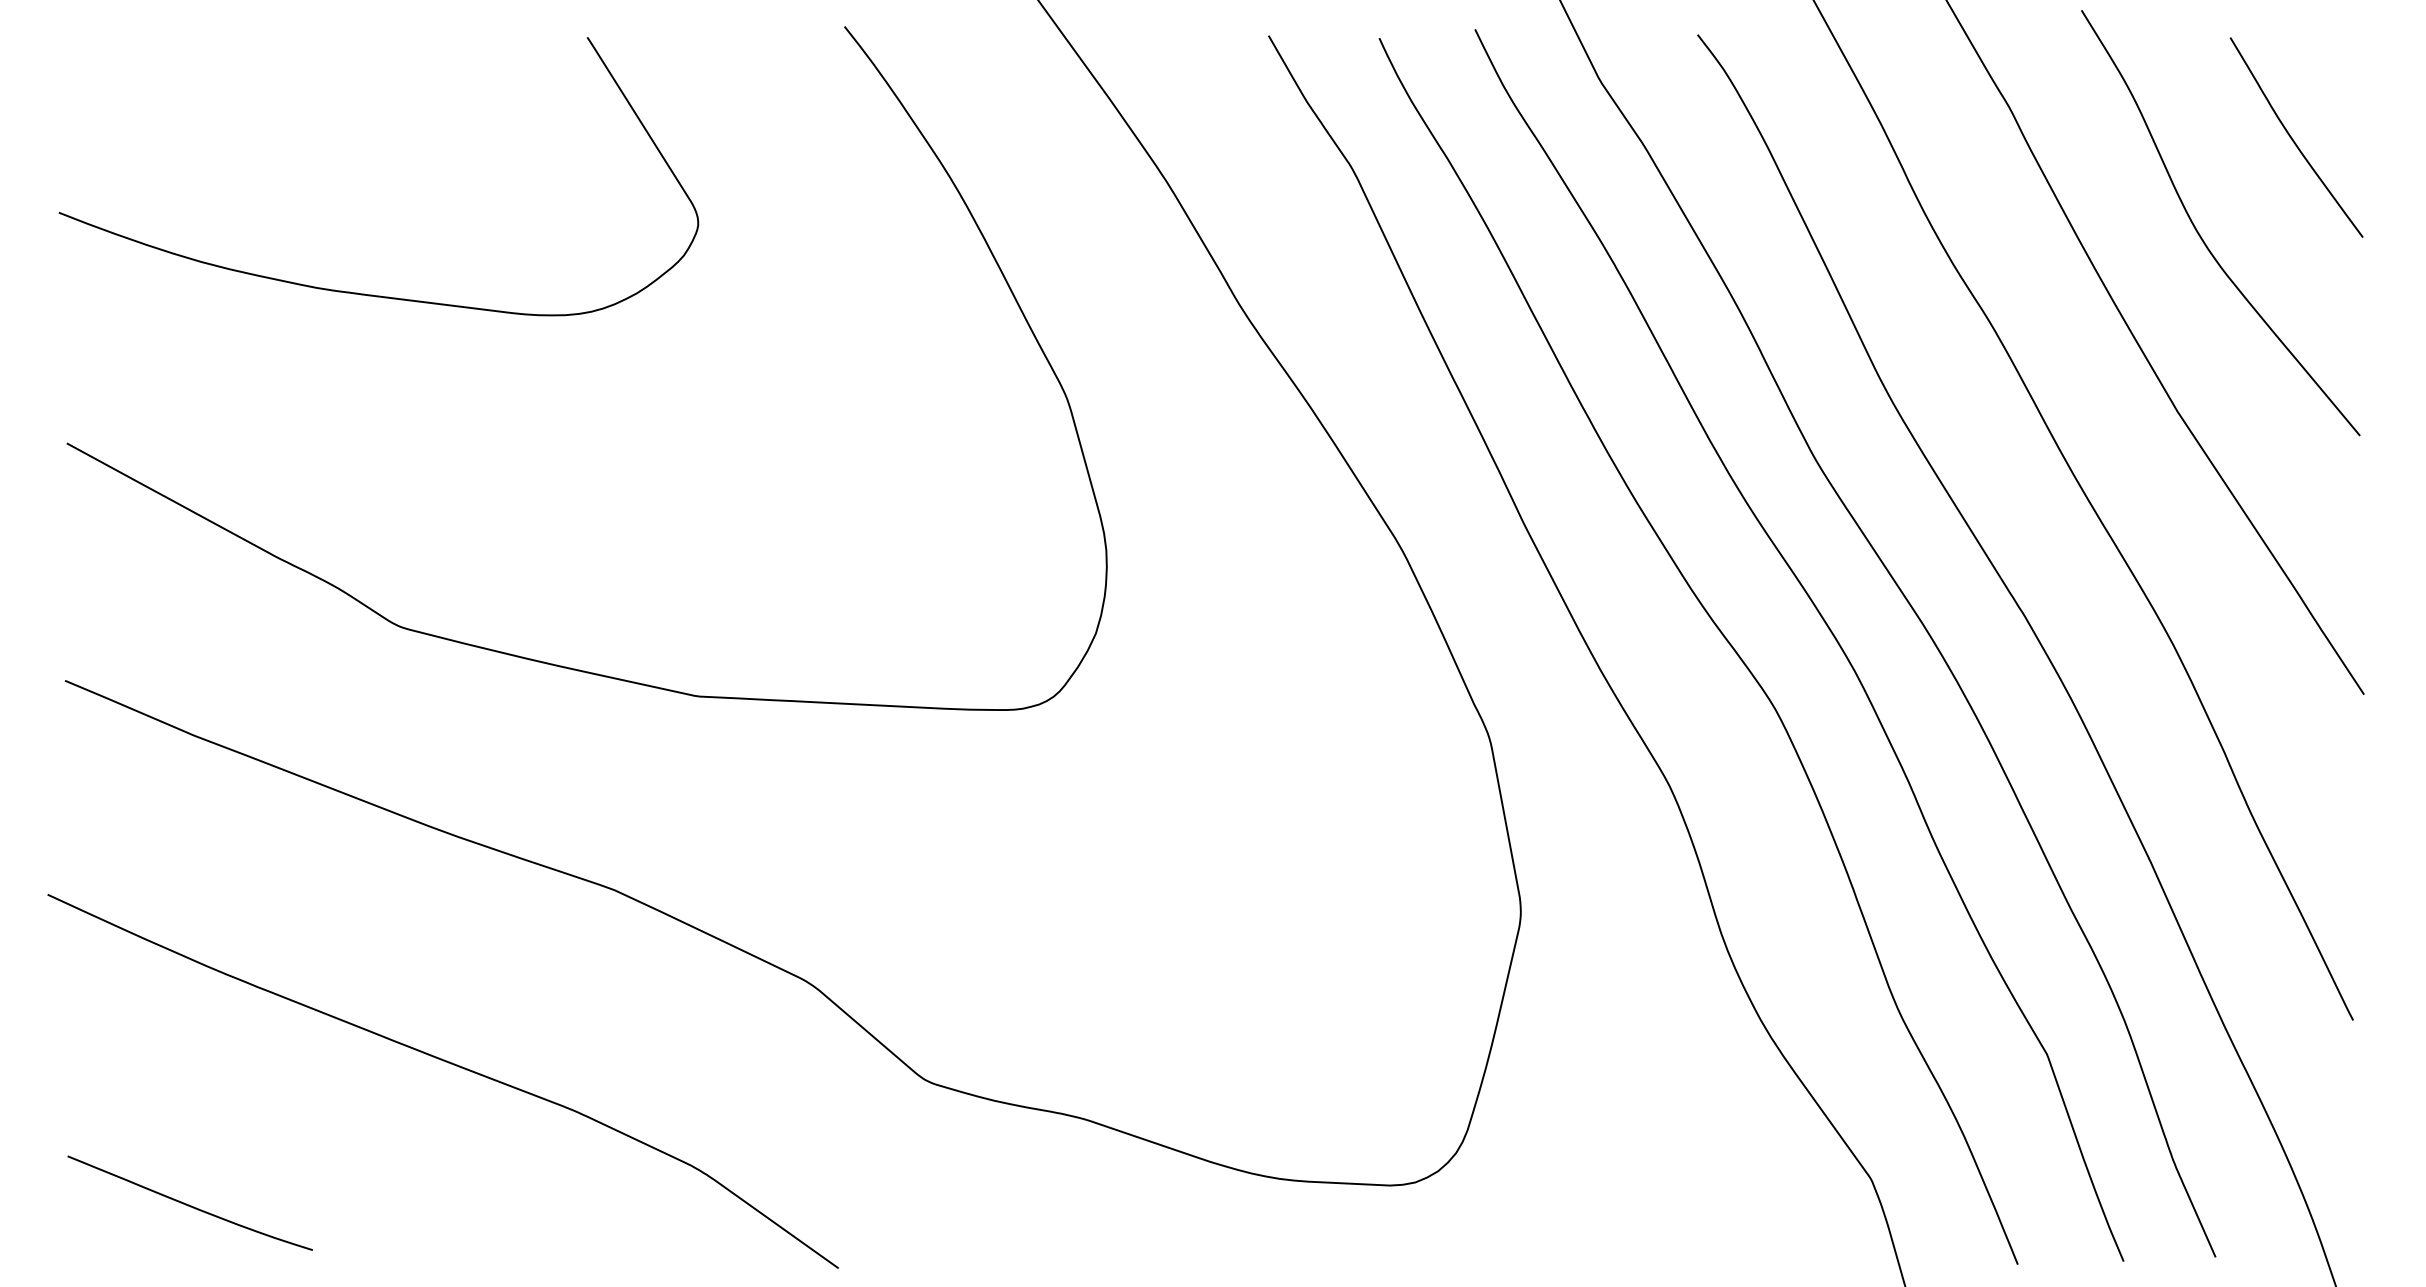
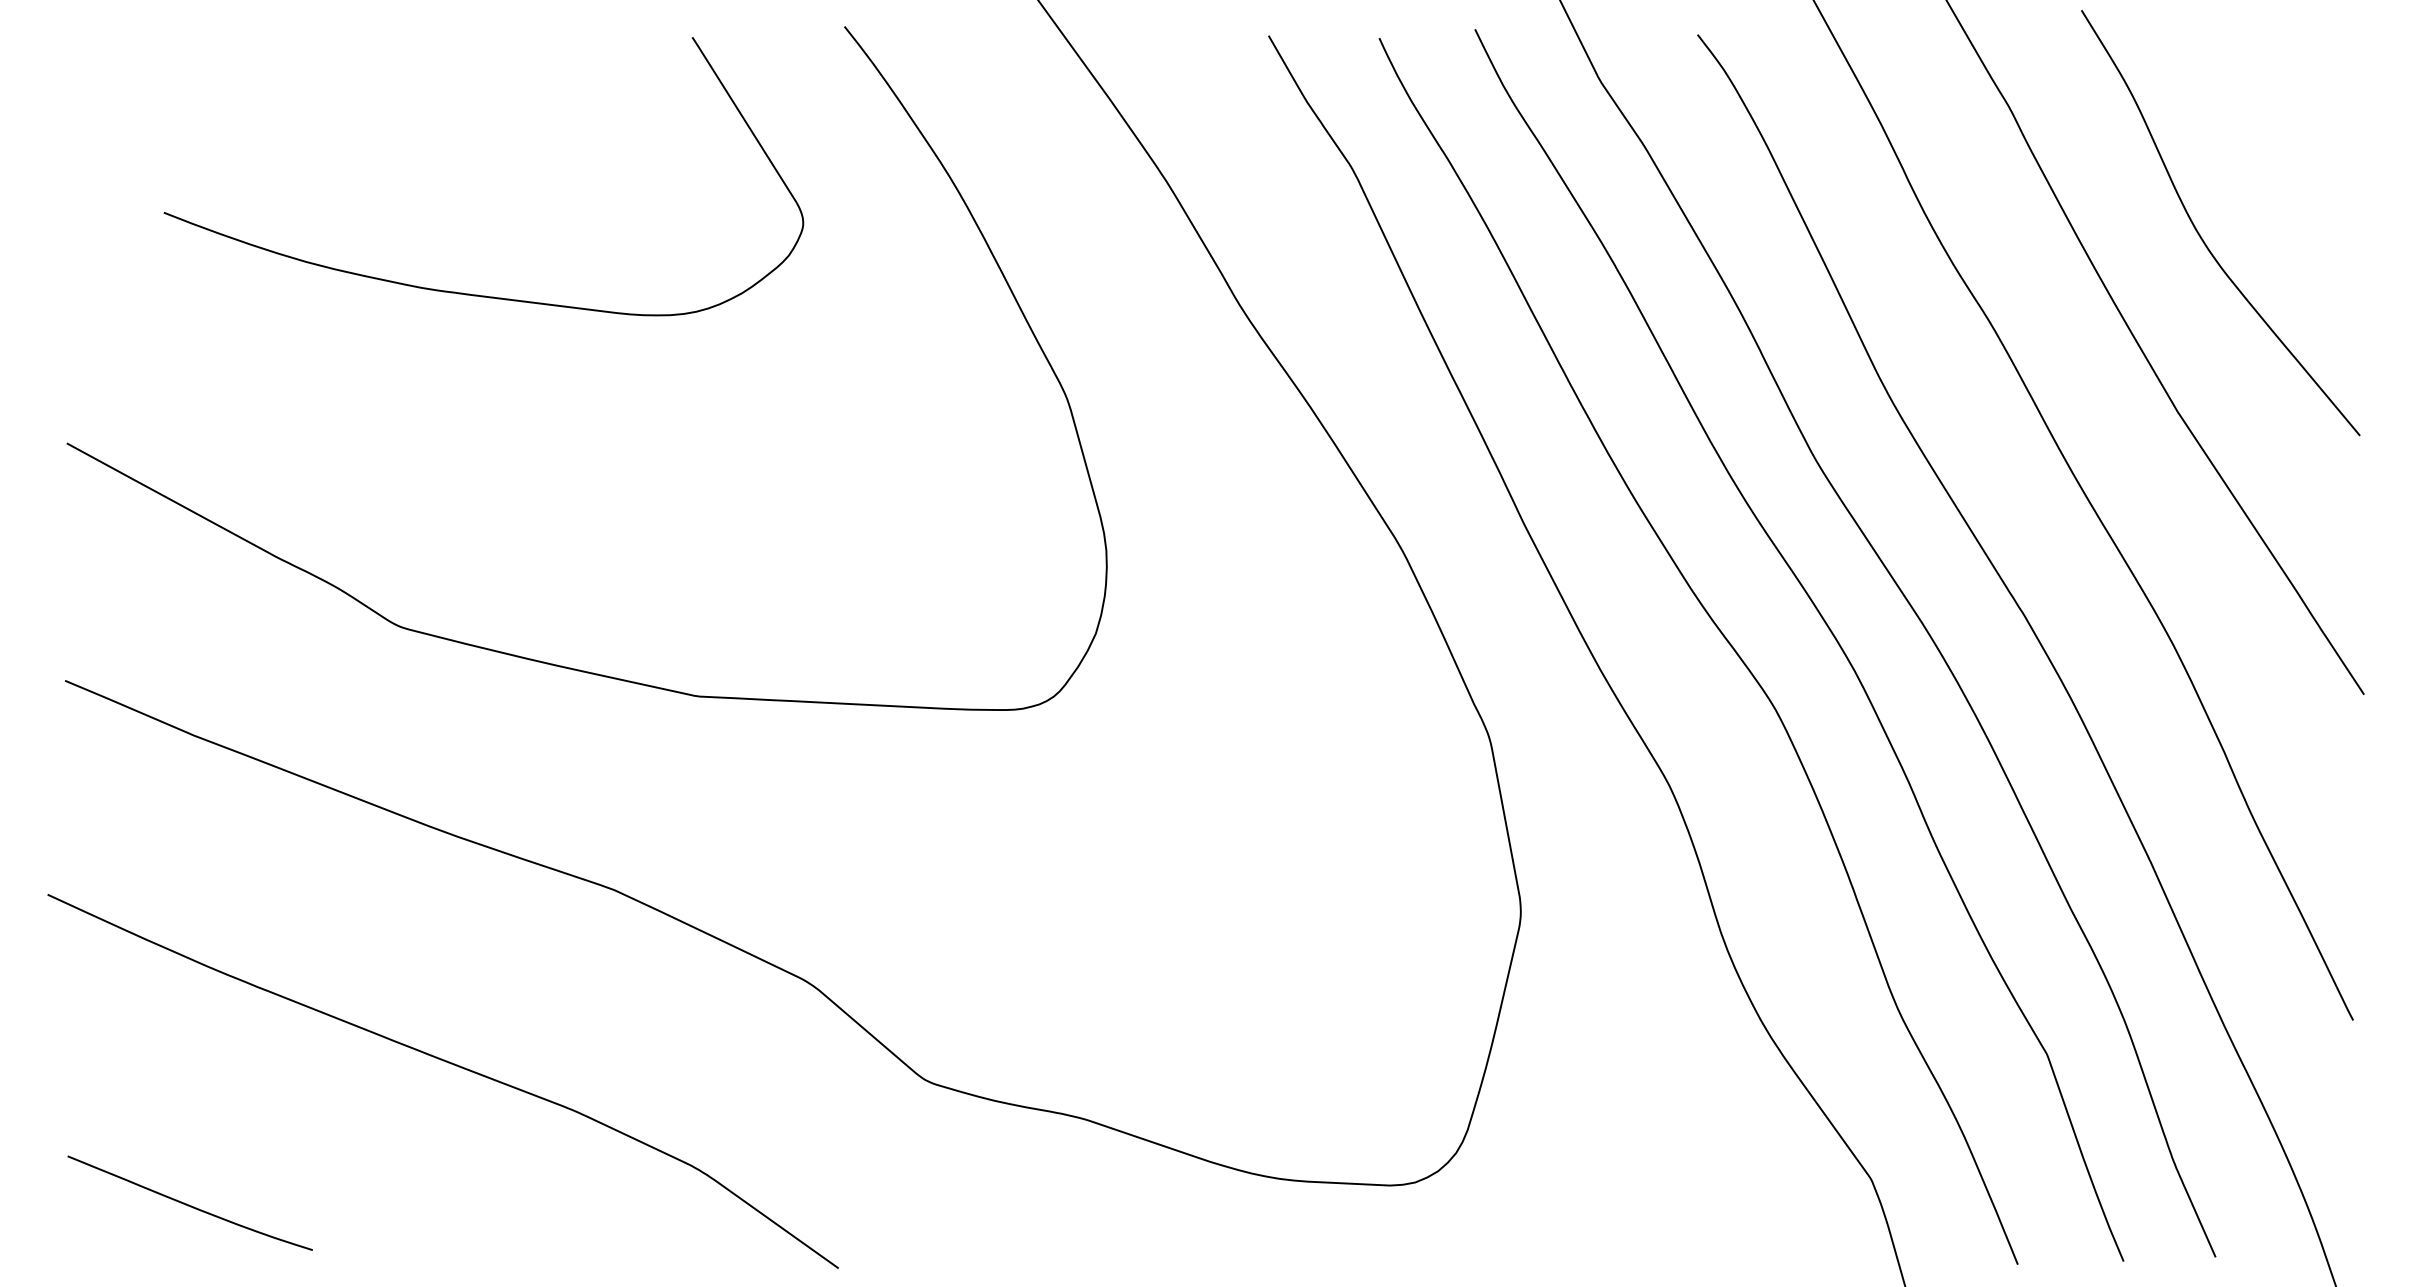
curve: present -> none (2293, 139)
curve position: (364, 293) -> (469, 293) (469, 293)
